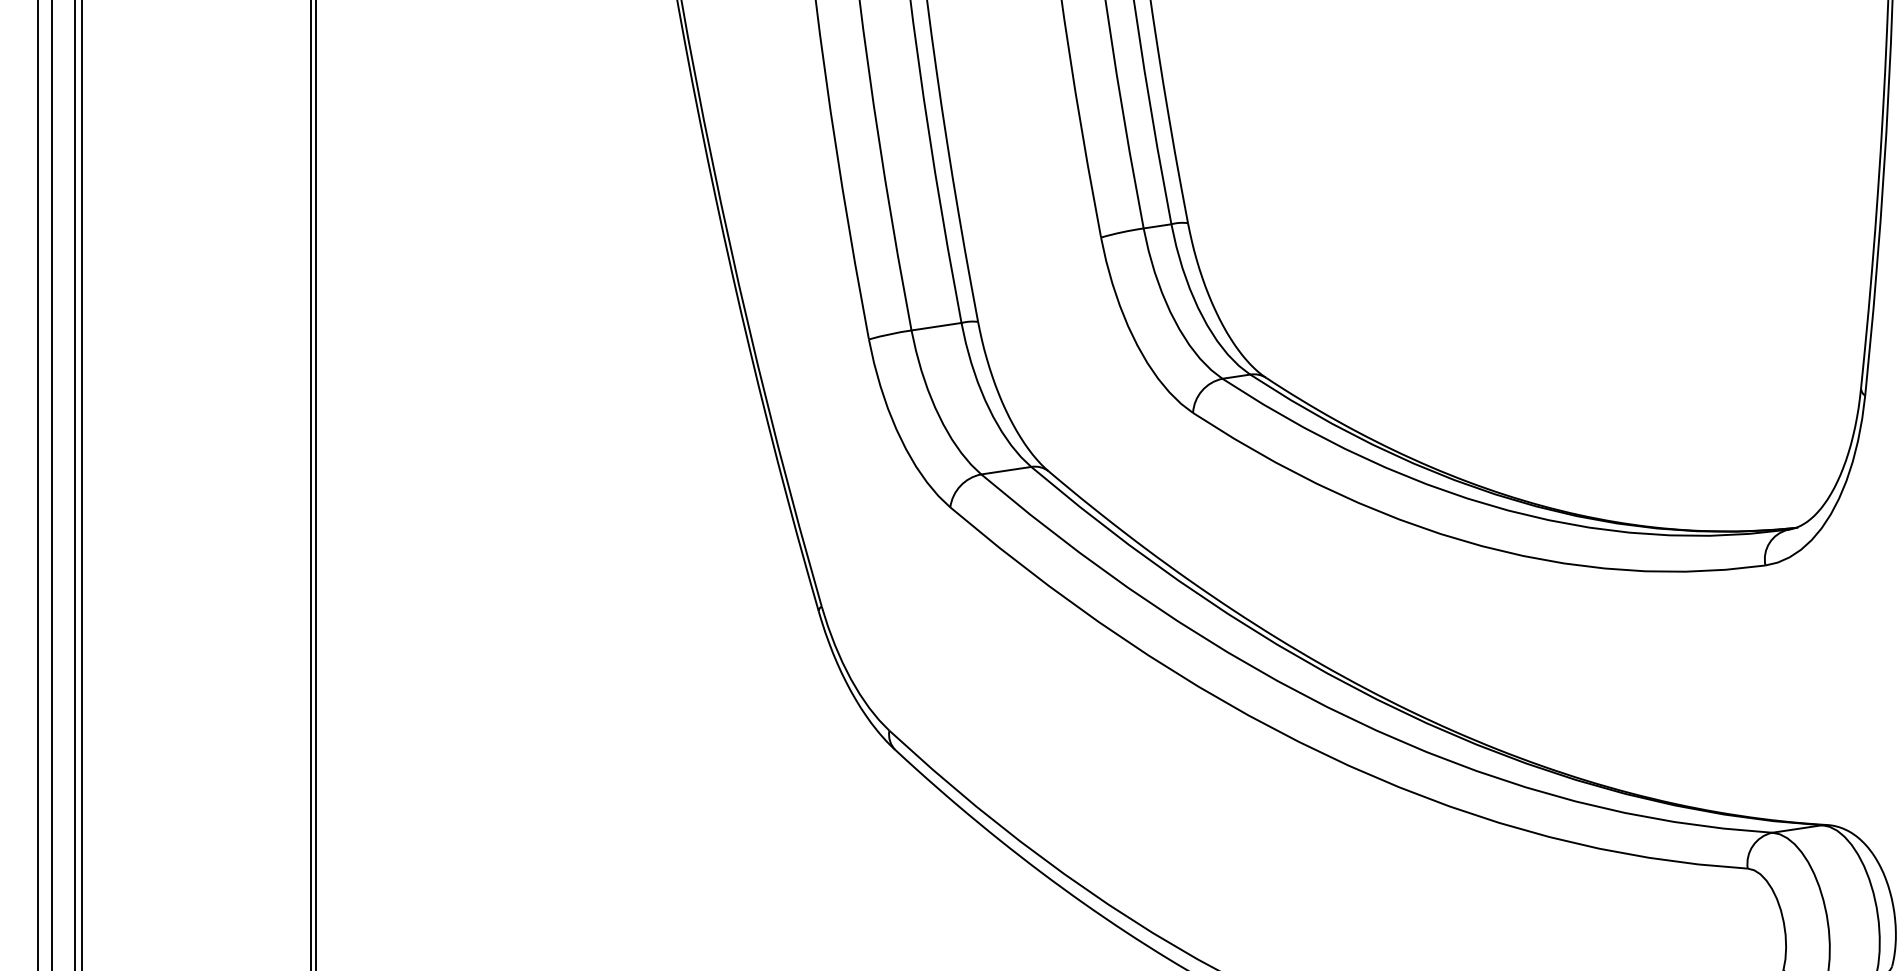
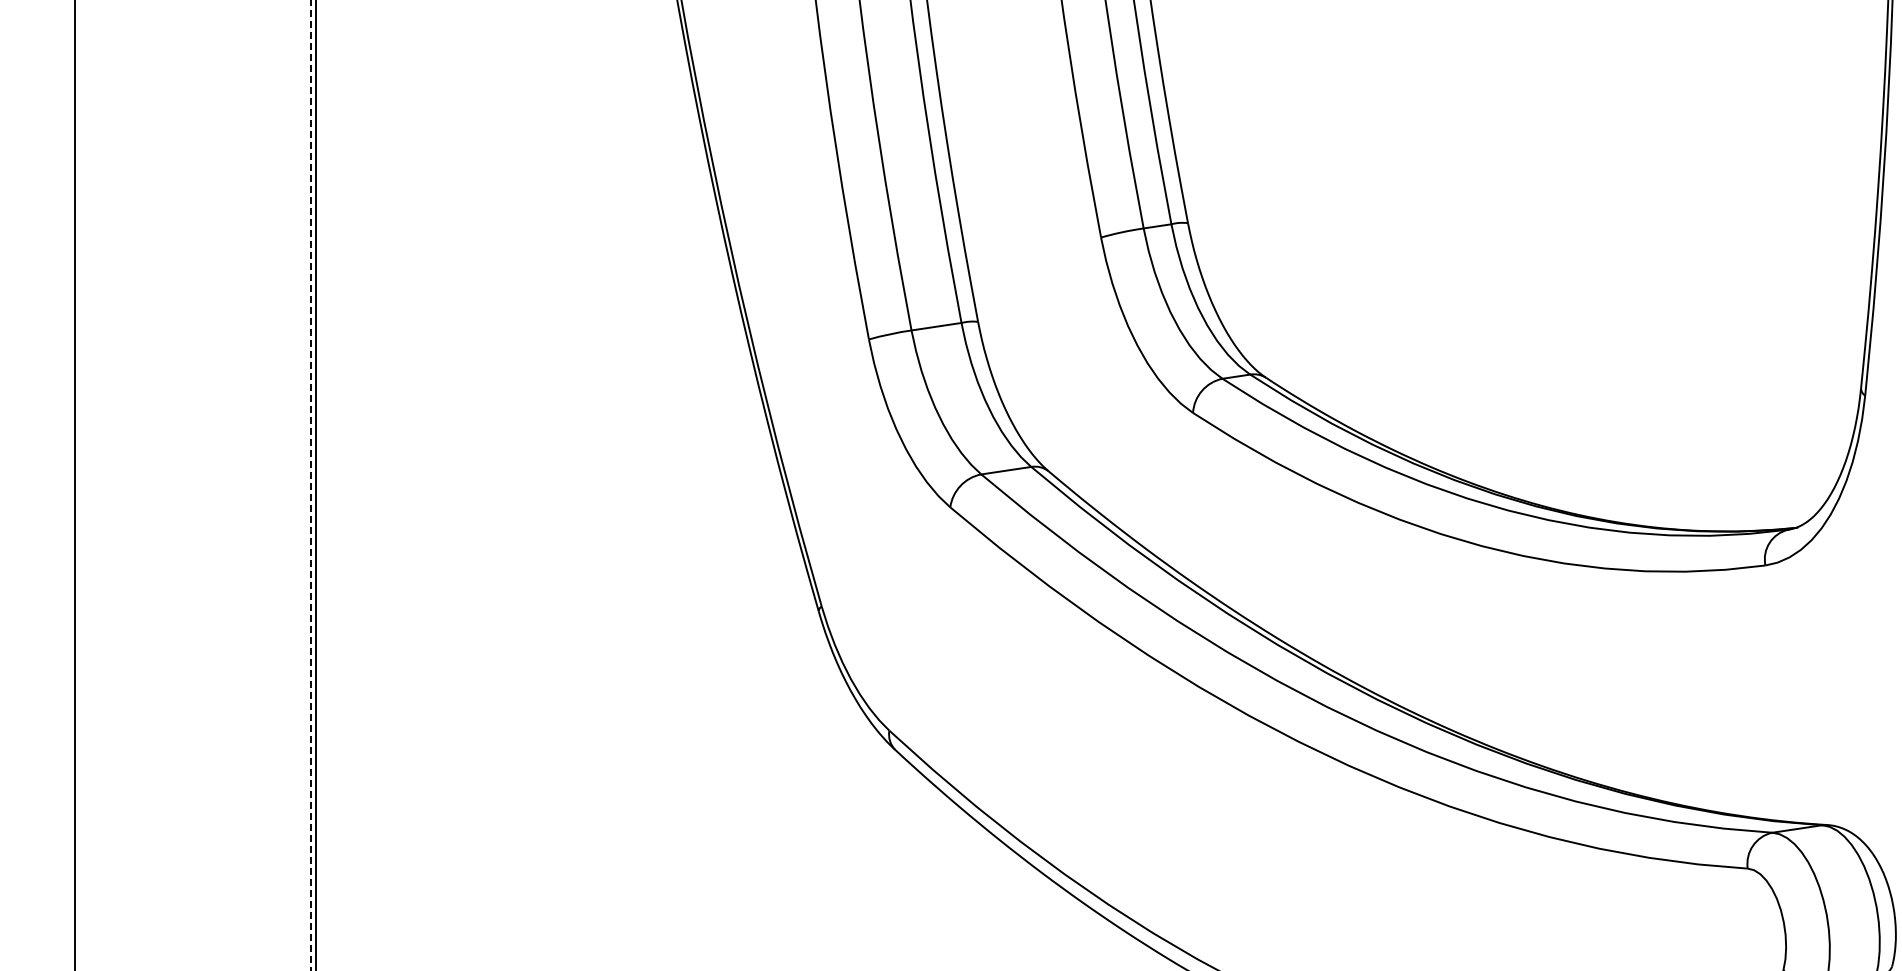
line: present -> none (37, 484)
line: present -> none (51, 484)
line: present -> none (81, 484)
line: solid -> dashed (311, 485)
